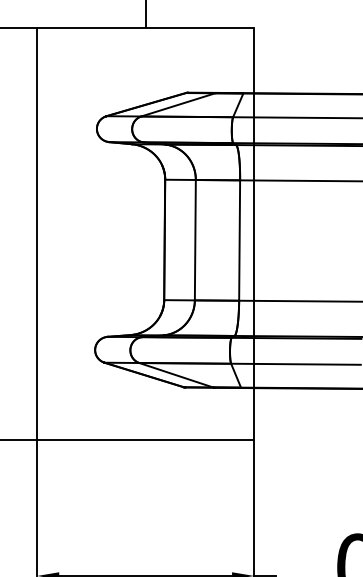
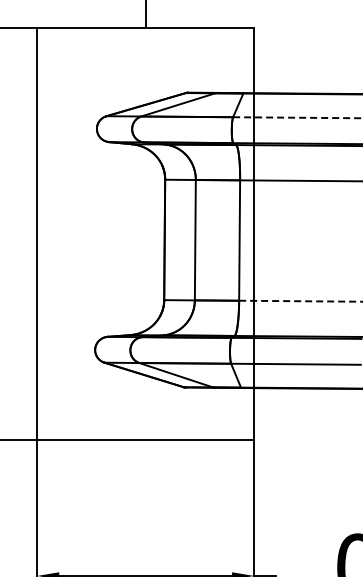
line: solid -> dashed (297, 117)
line: solid -> dashed (301, 301)
